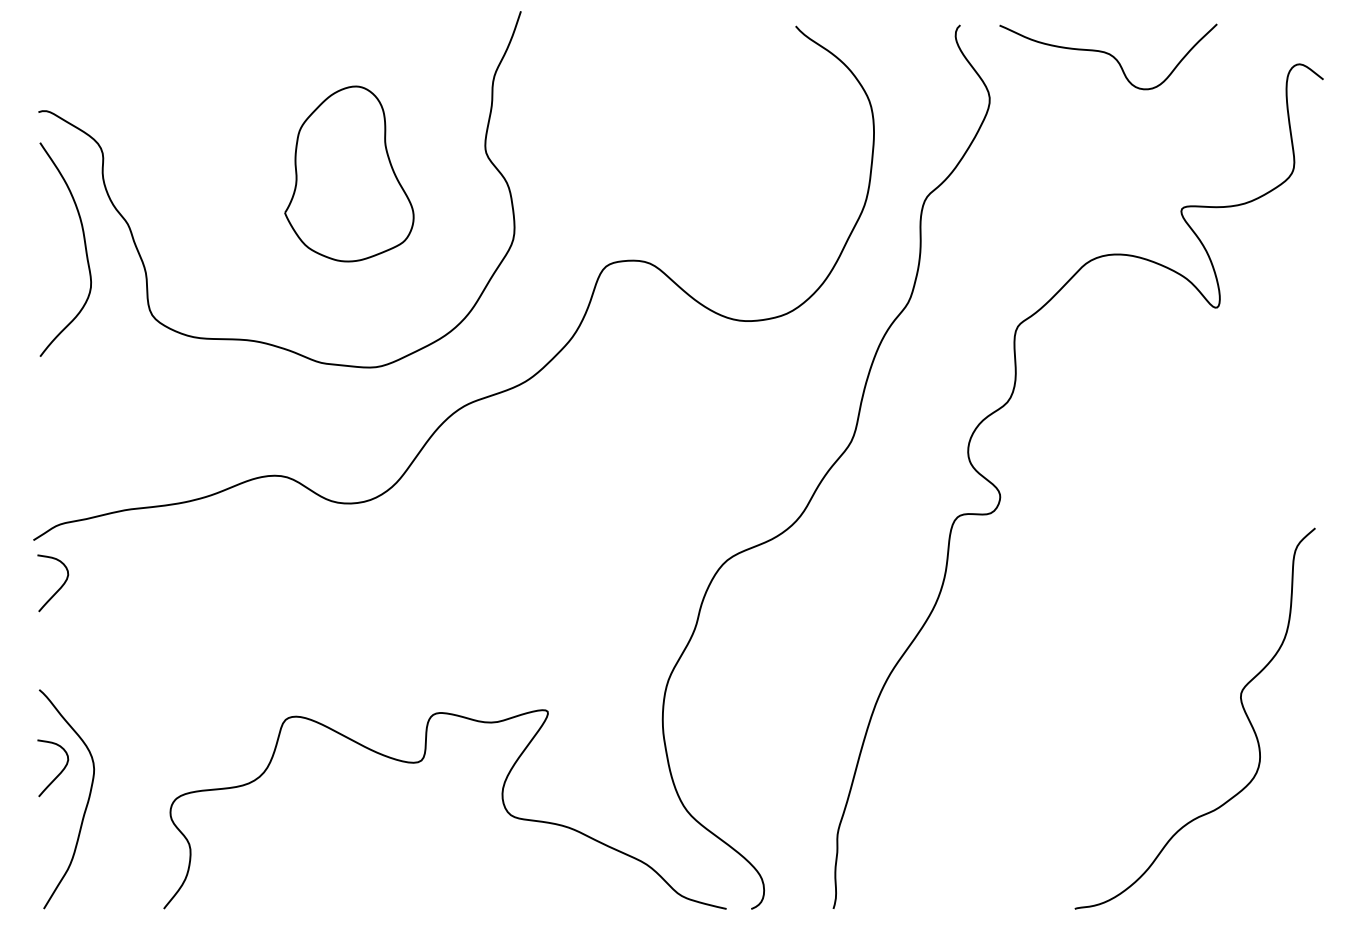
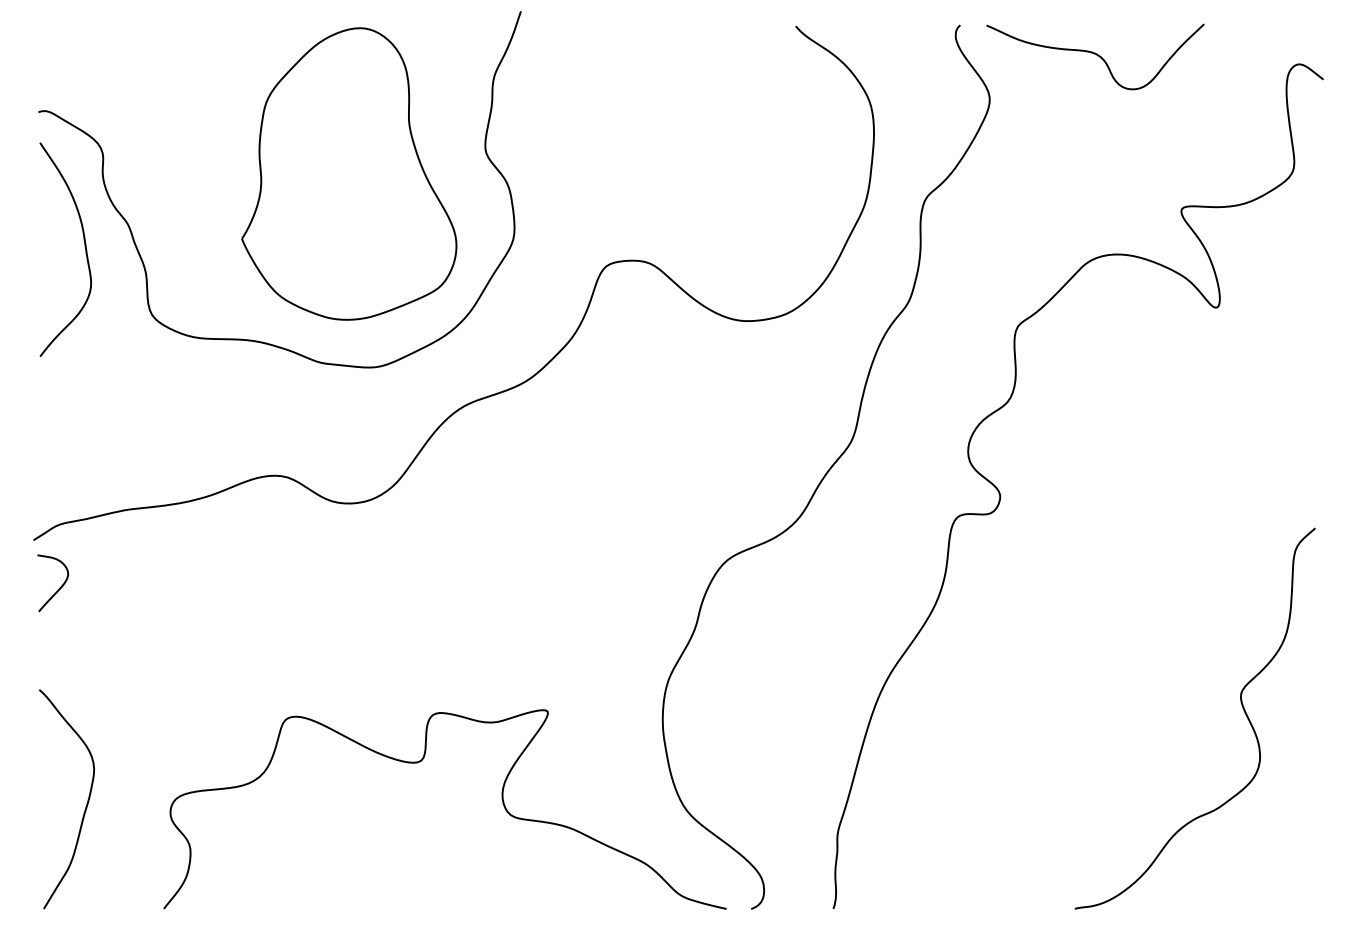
curve position: (1109, 55) -> (1096, 55) (1096, 55)
part size: 131x178 px -> 217x294 px (349, 173)
curve: present -> none (58, 773)
